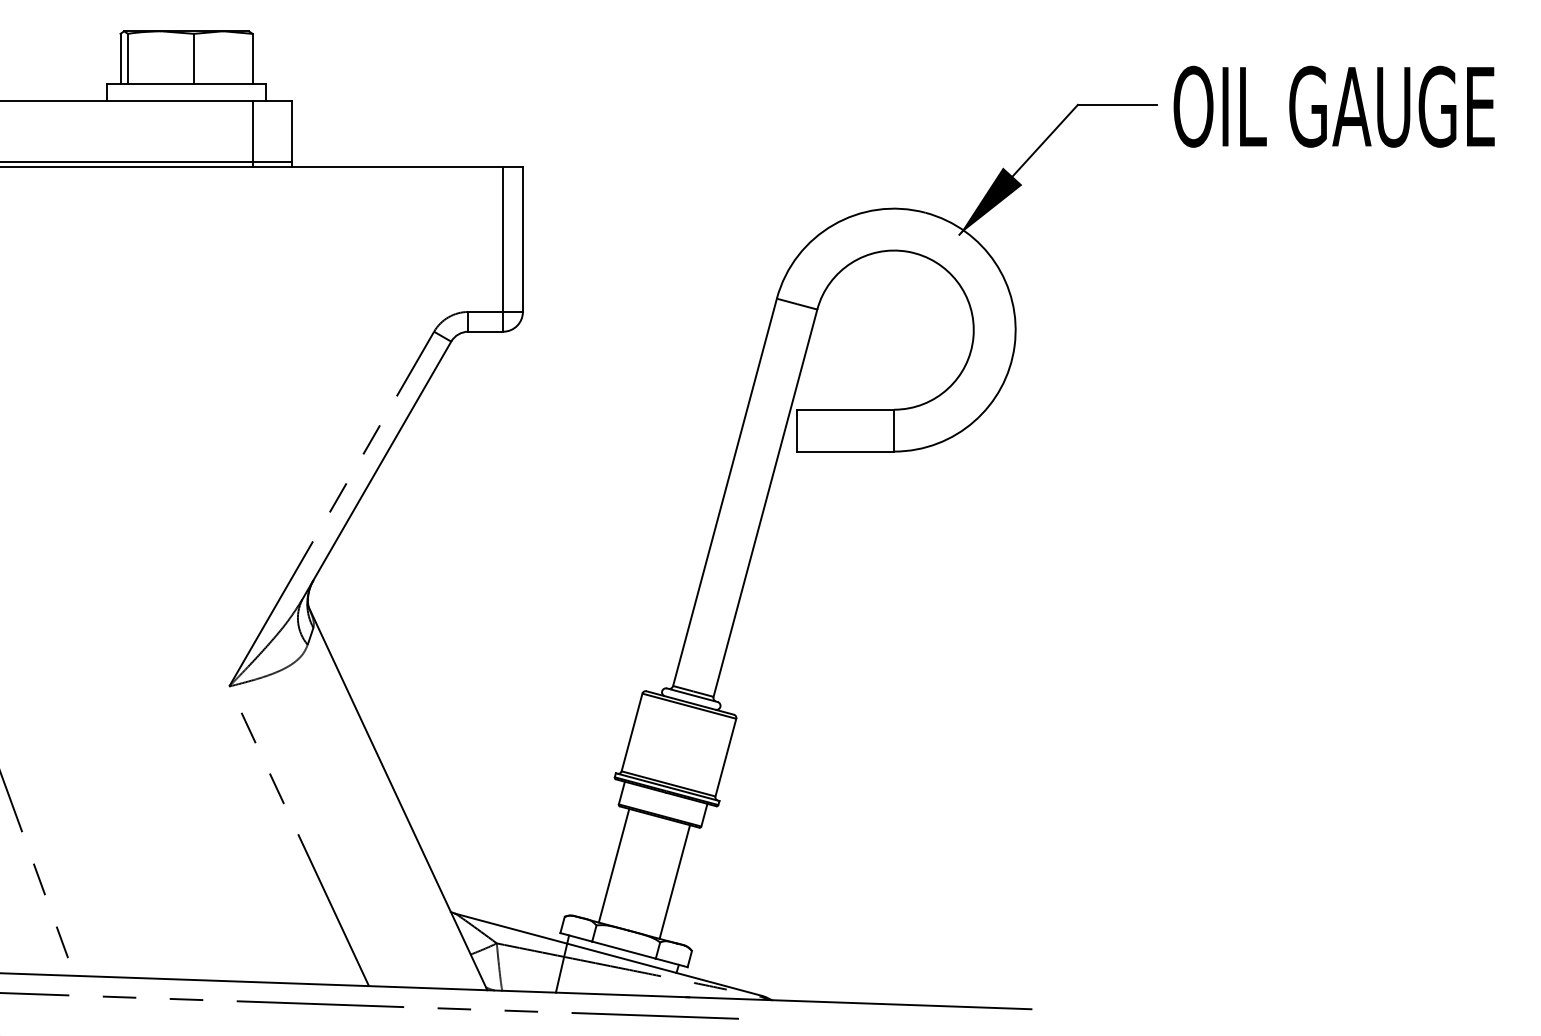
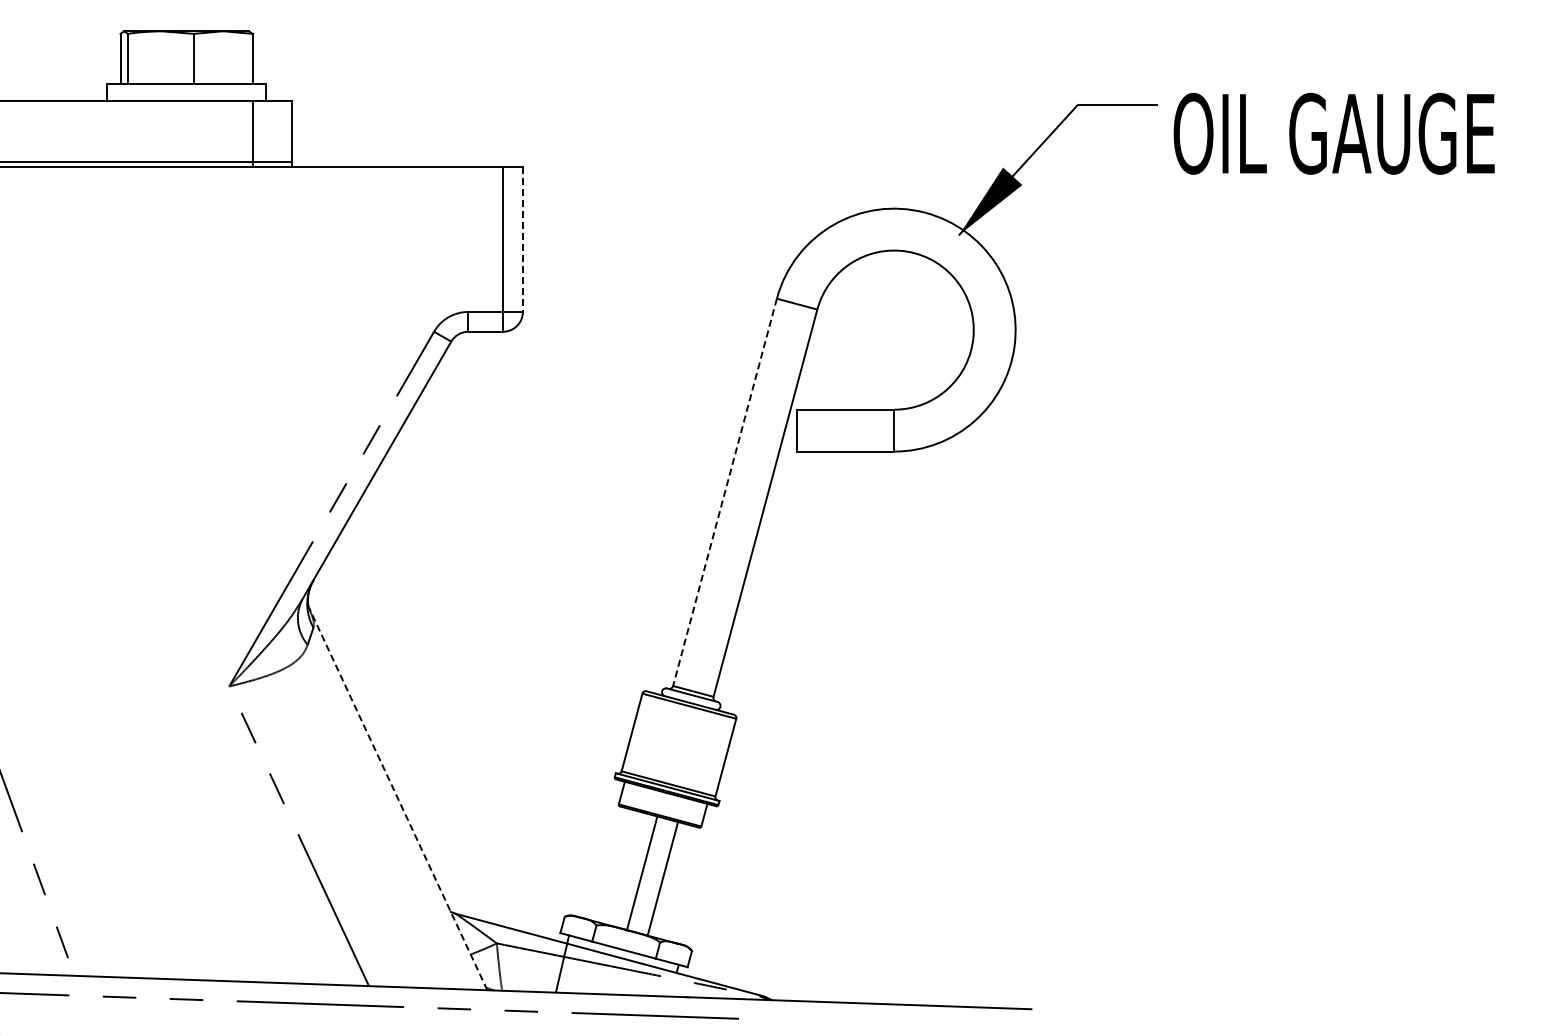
text position: (1333, 106) -> (1333, 133) (1333, 133)
line: solid -> dashed (522, 239)
line: solid -> dashed (724, 492)
line: solid -> dashed (397, 798)
line position: (613, 865) -> (641, 873) (641, 873)
line position: (674, 881) -> (662, 878) (662, 878)
